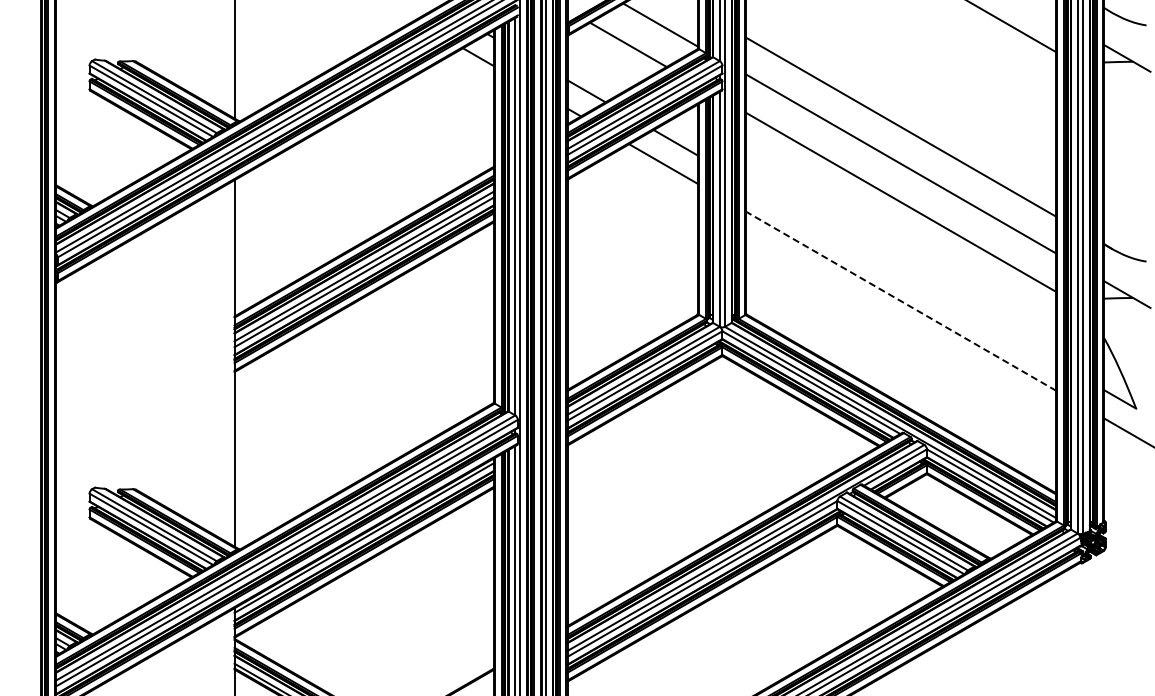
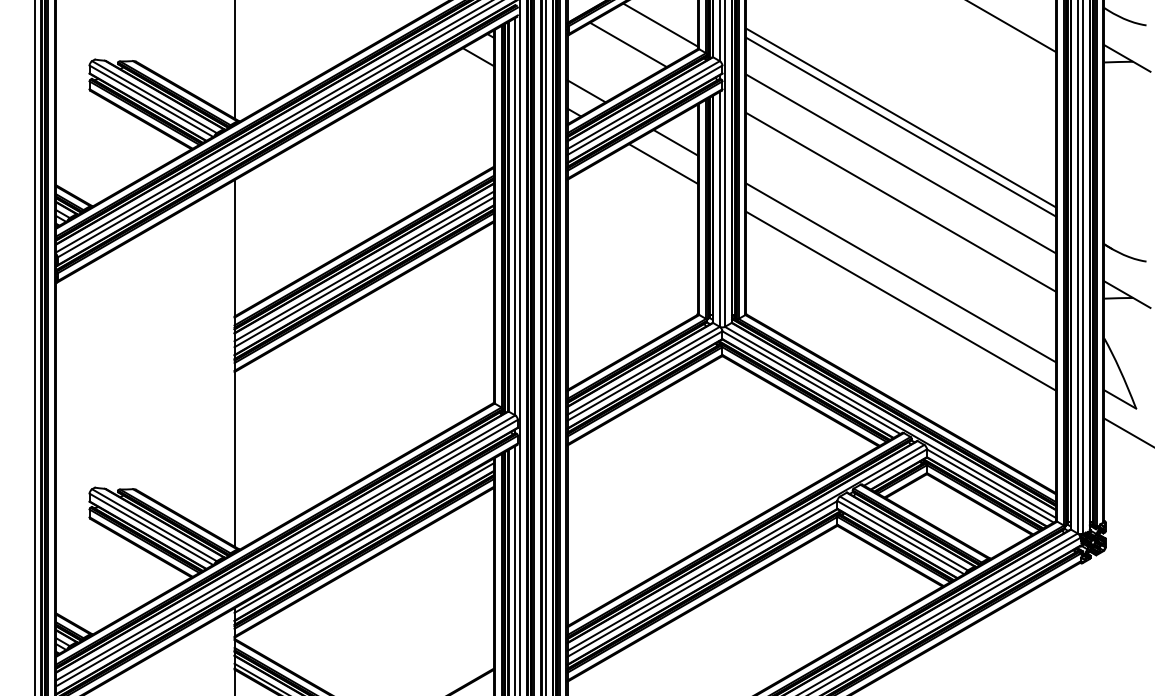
line: none -> present (901, 117)
line: none -> present (901, 272)
line: dashed -> solid (901, 301)
line: none -> present (34, 347)
